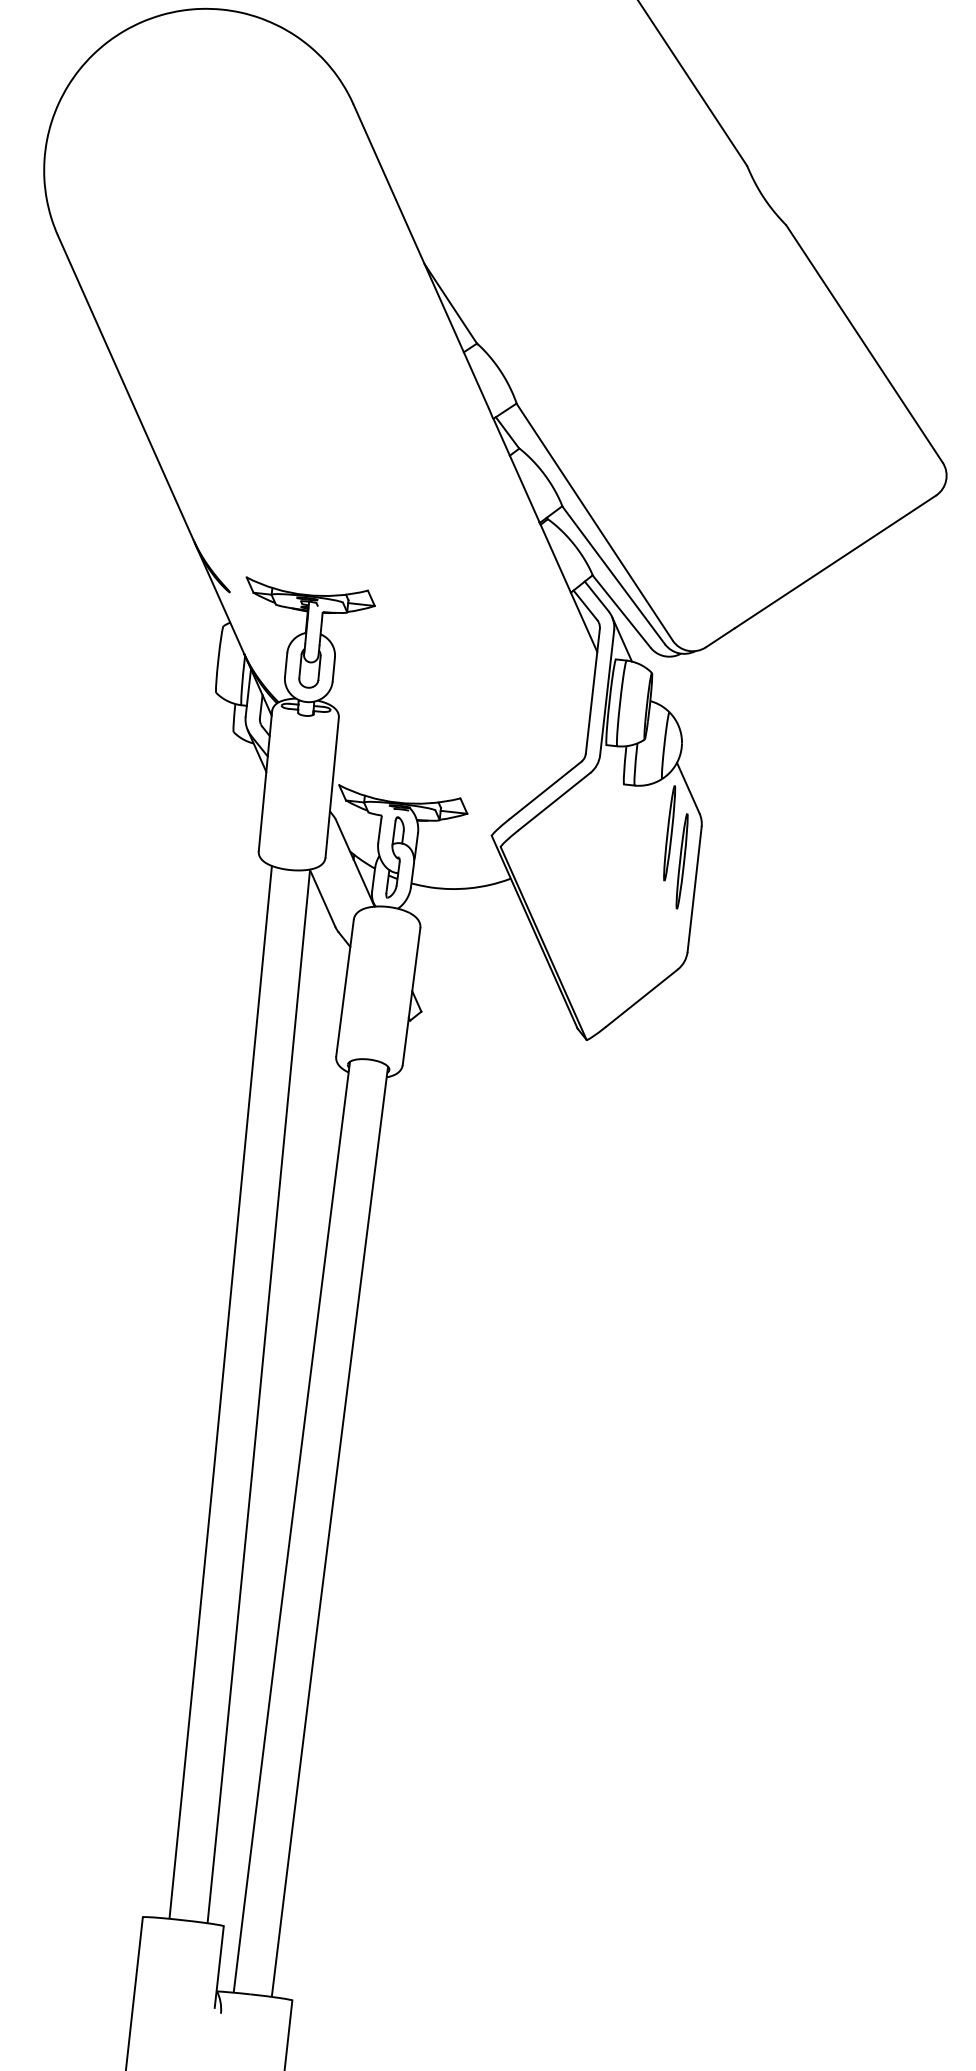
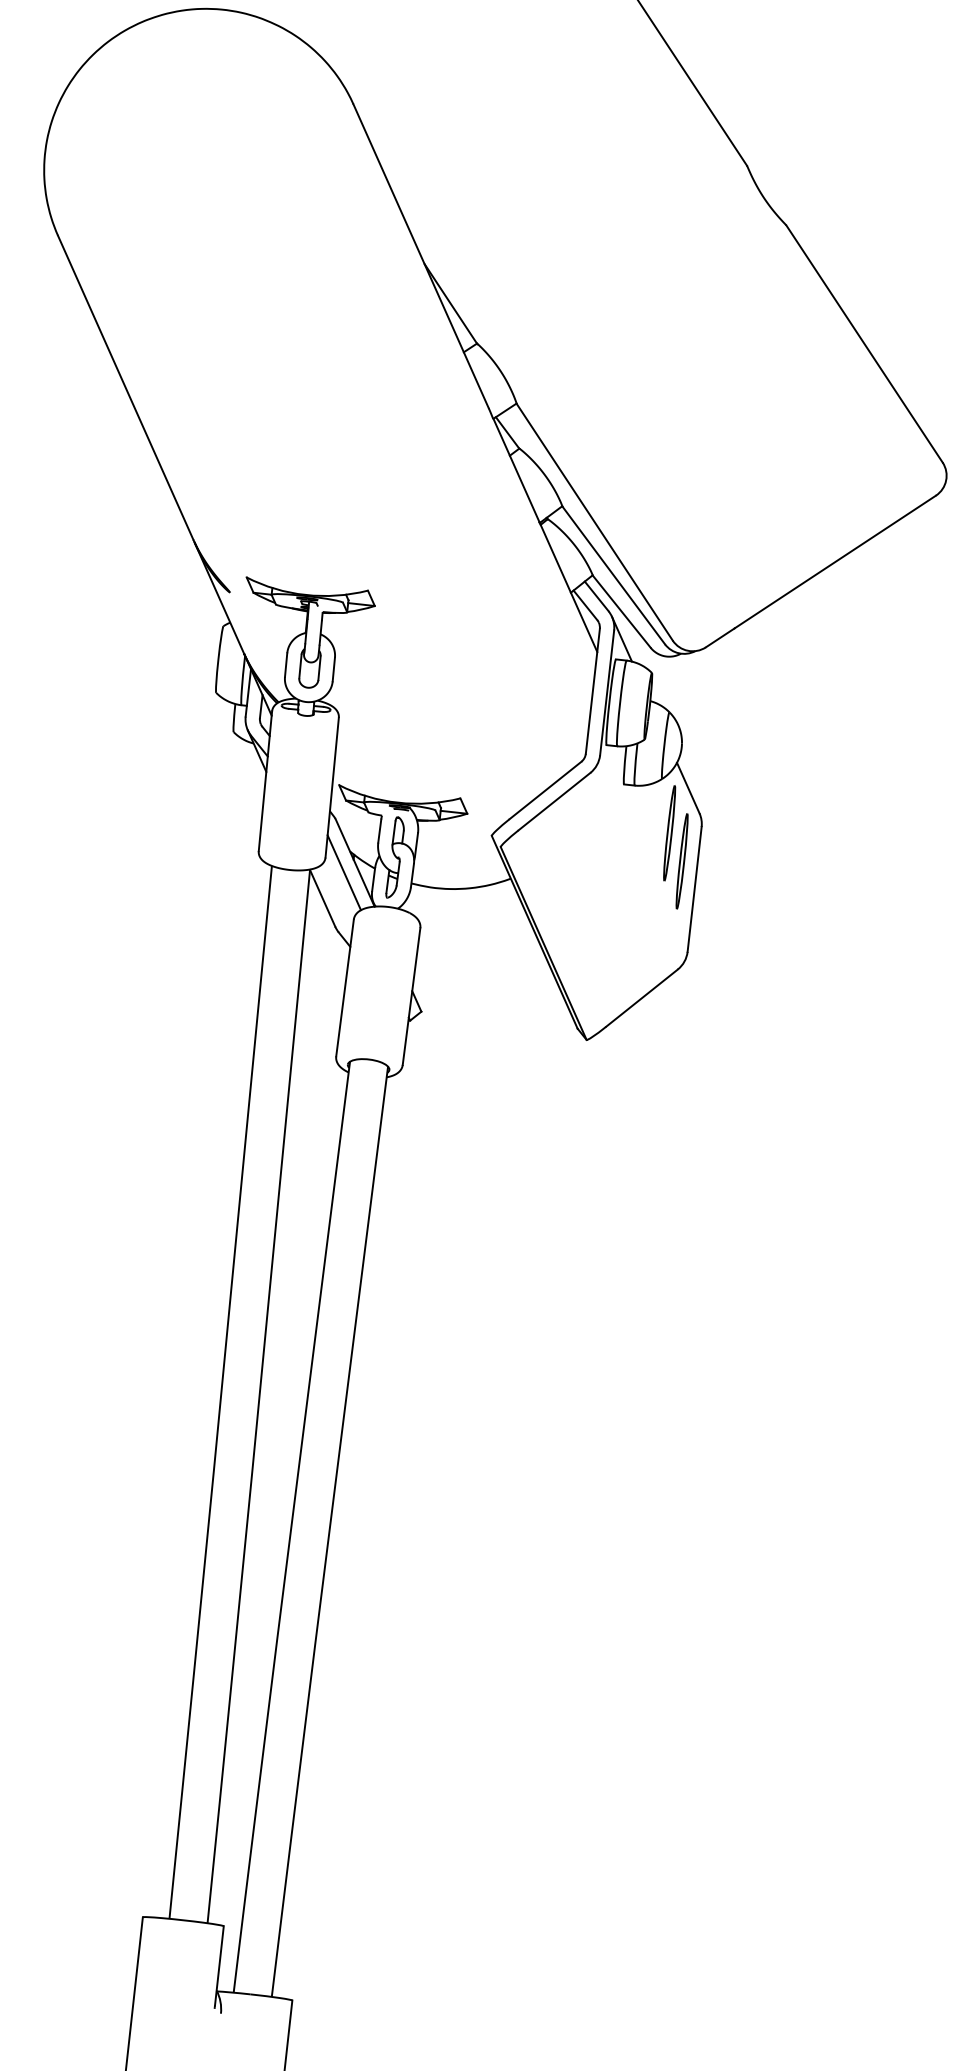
line: none -> present (343, 872)
